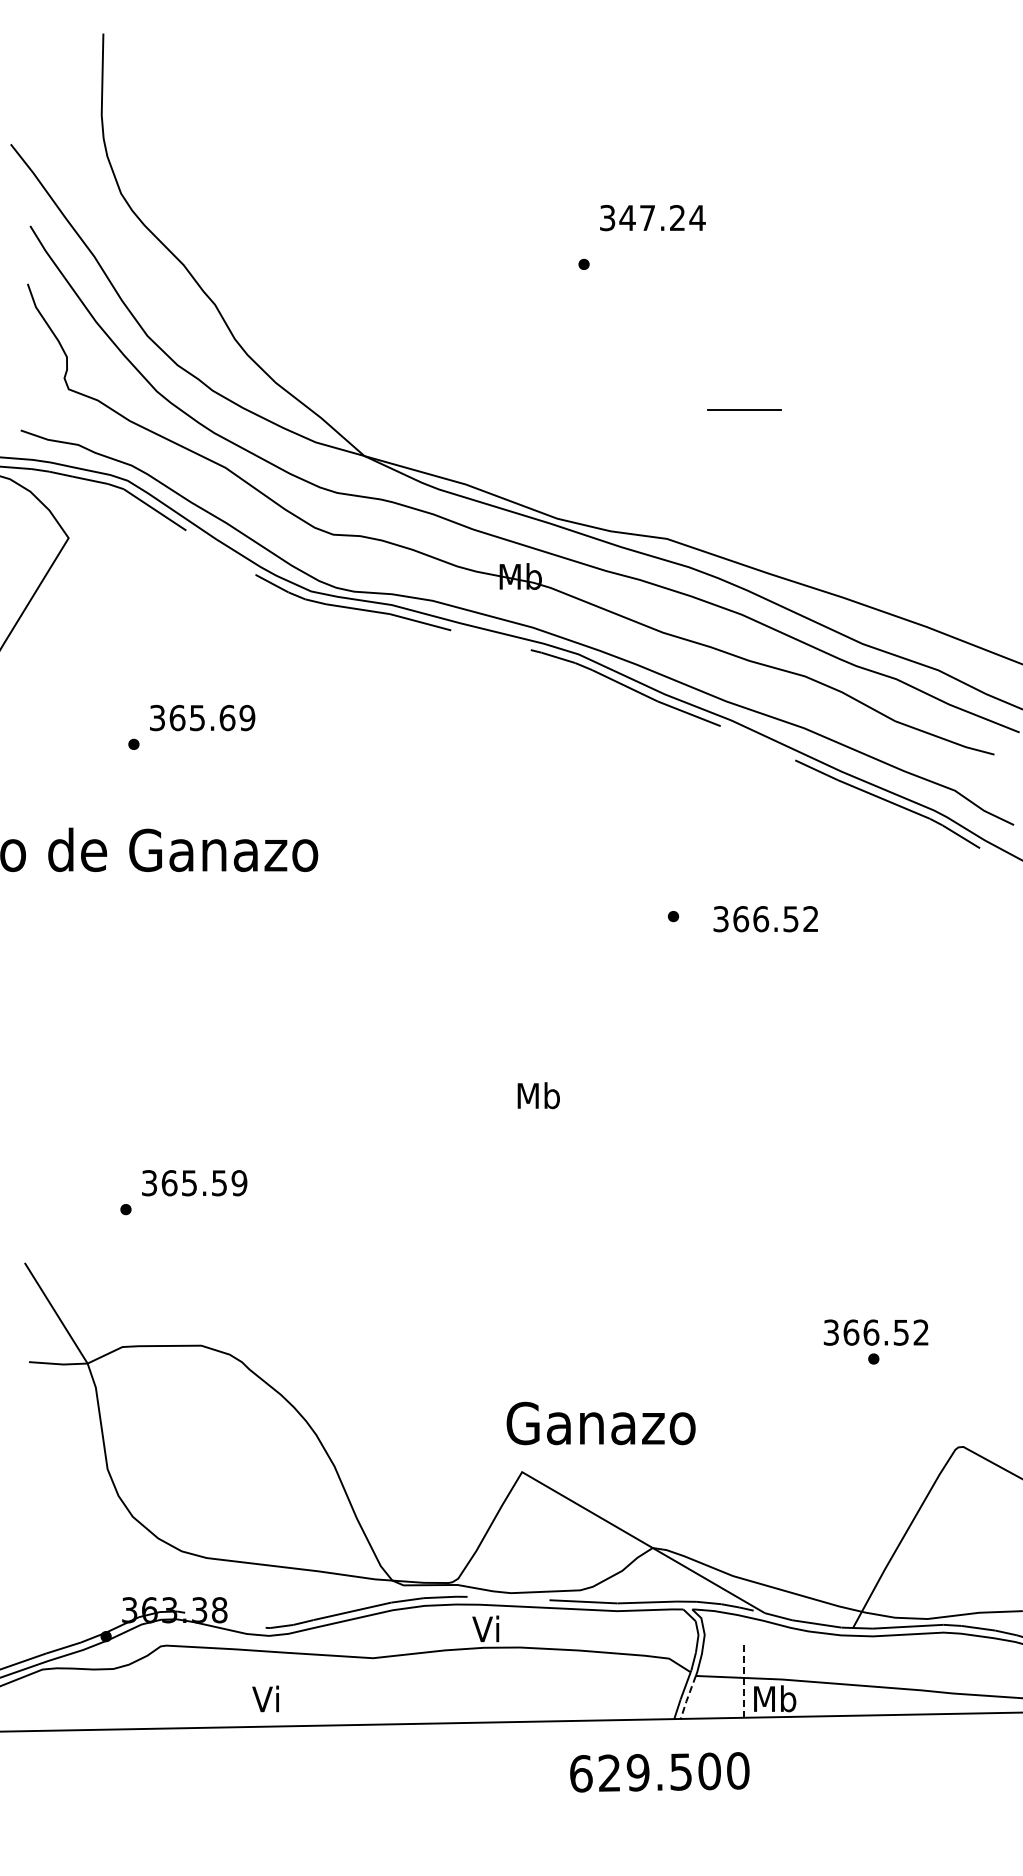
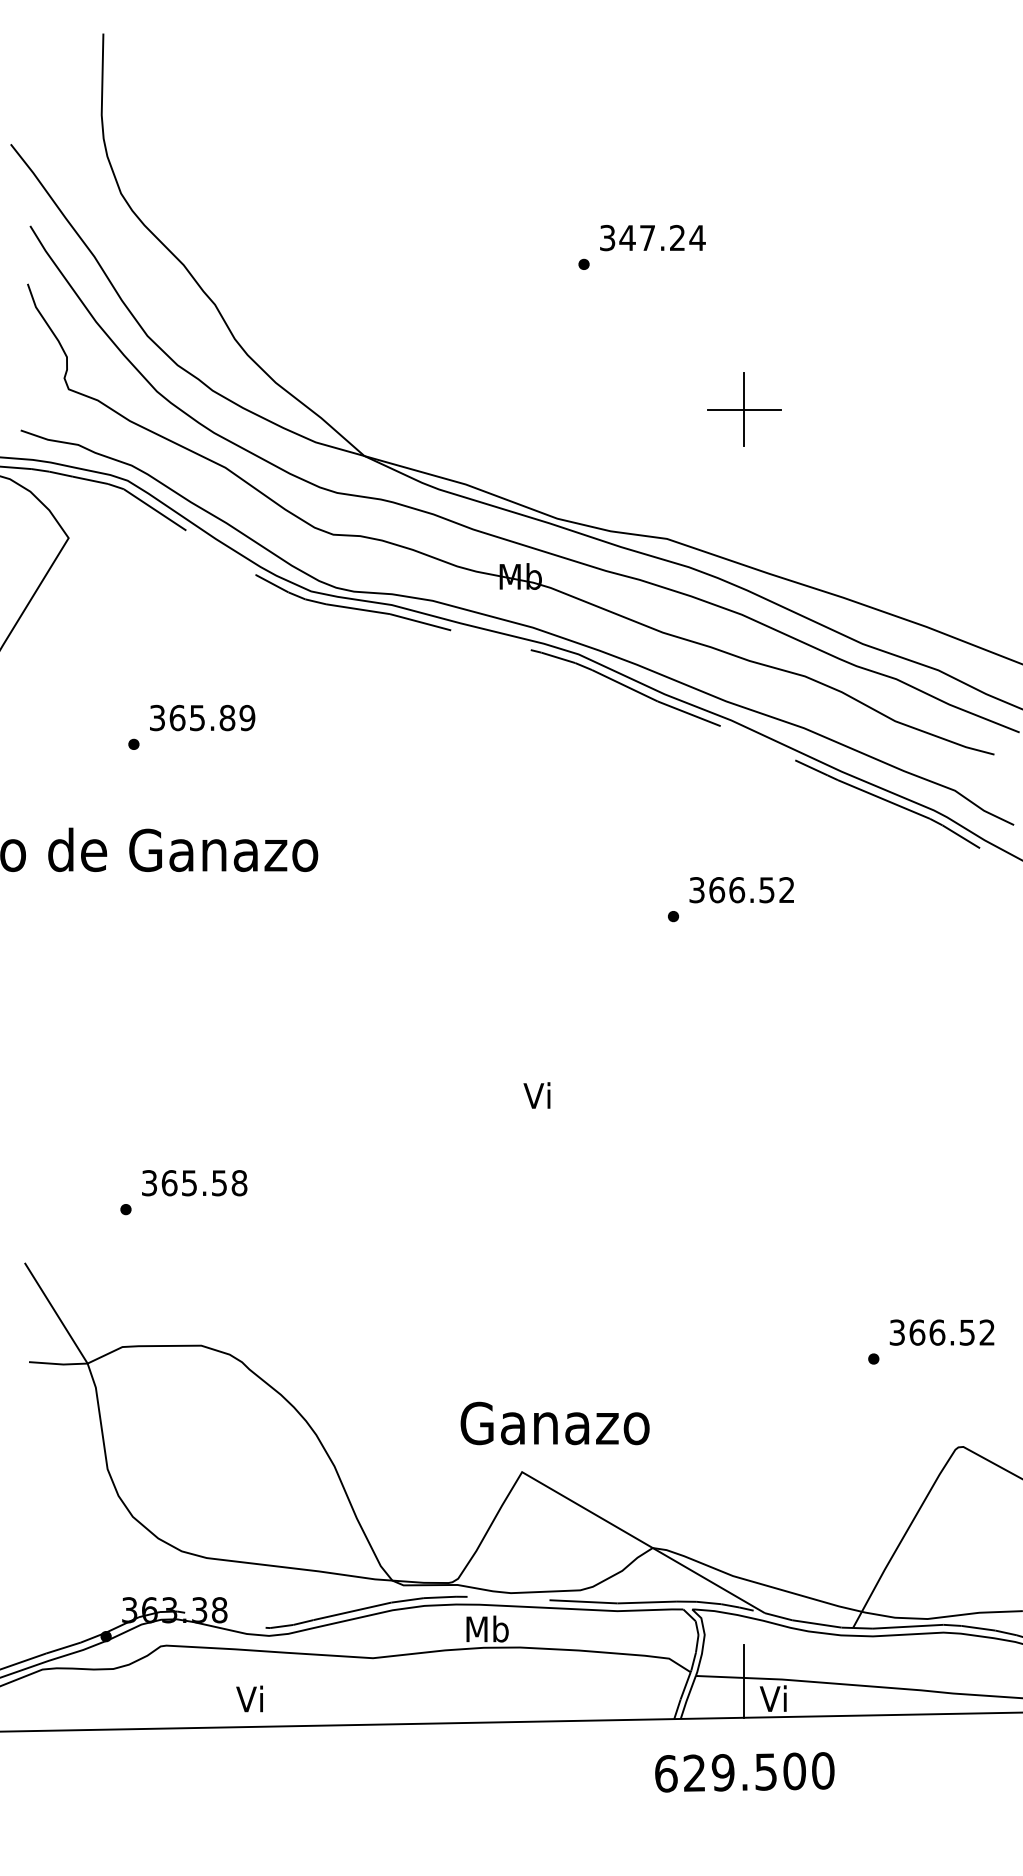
text position: (652, 218) -> (652, 238) (652, 238)
line: none -> present (744, 409)
text: 365.69 -> 365.89 (227, 717)
text position: (765, 919) -> (741, 890) (741, 890)
text: Mb -> Vi (538, 1095)
text: 365.59 -> 365.58 (239, 1183)
text position: (875, 1332) -> (941, 1332) (941, 1332)
text position: (600, 1423) -> (554, 1423) (554, 1423)
text: Vi -> Mb (487, 1628)
line: dashed -> solid (744, 1680)
line: dashed -> solid (687, 1697)
text position: (265, 1698) -> (249, 1698) (249, 1698)
text: Mb -> Vi (775, 1698)
text position: (659, 1772) -> (744, 1772) (744, 1772)
